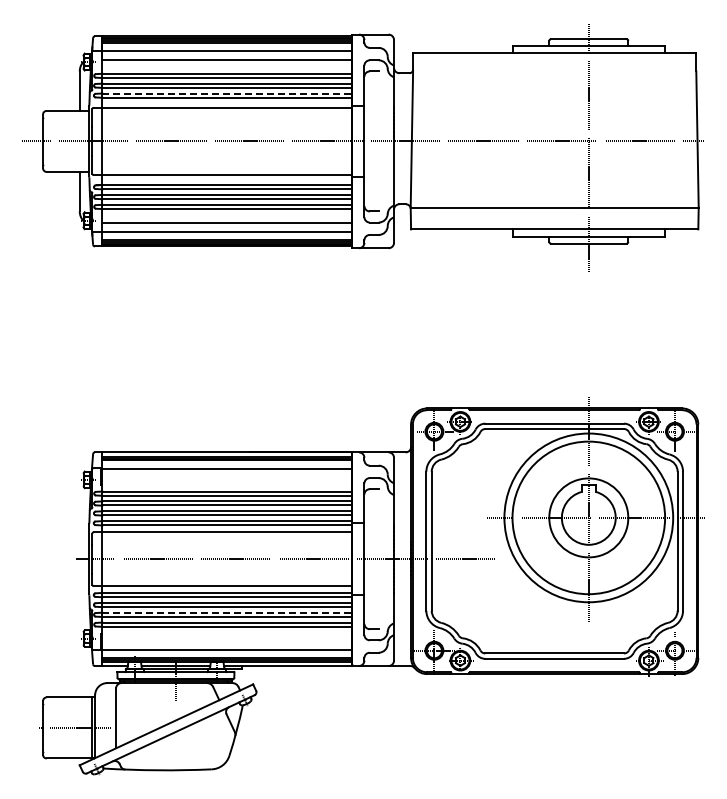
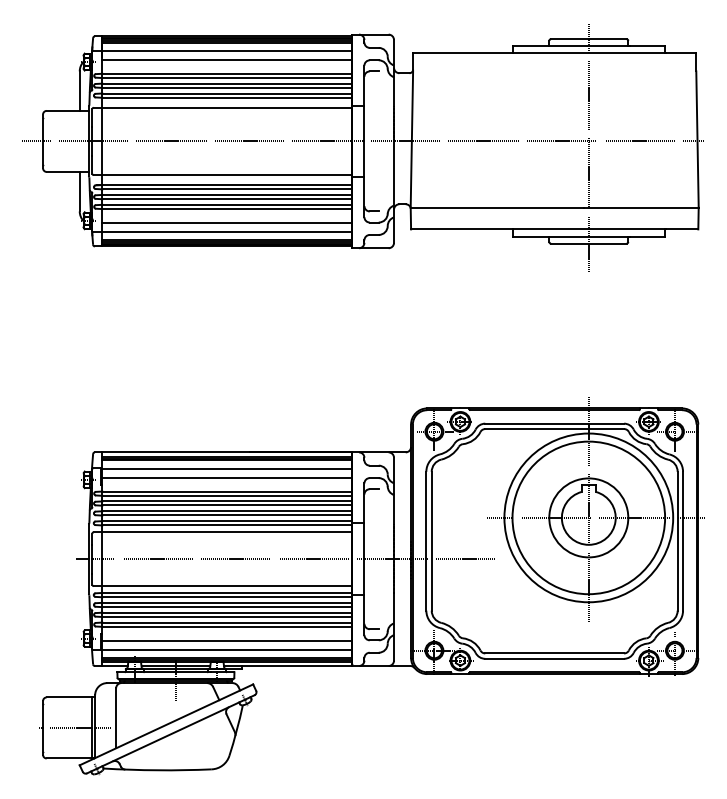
line: dashed -> solid (227, 93)
line: none -> present (226, 477)
line: dashed -> solid (227, 612)
line: none -> present (226, 640)
